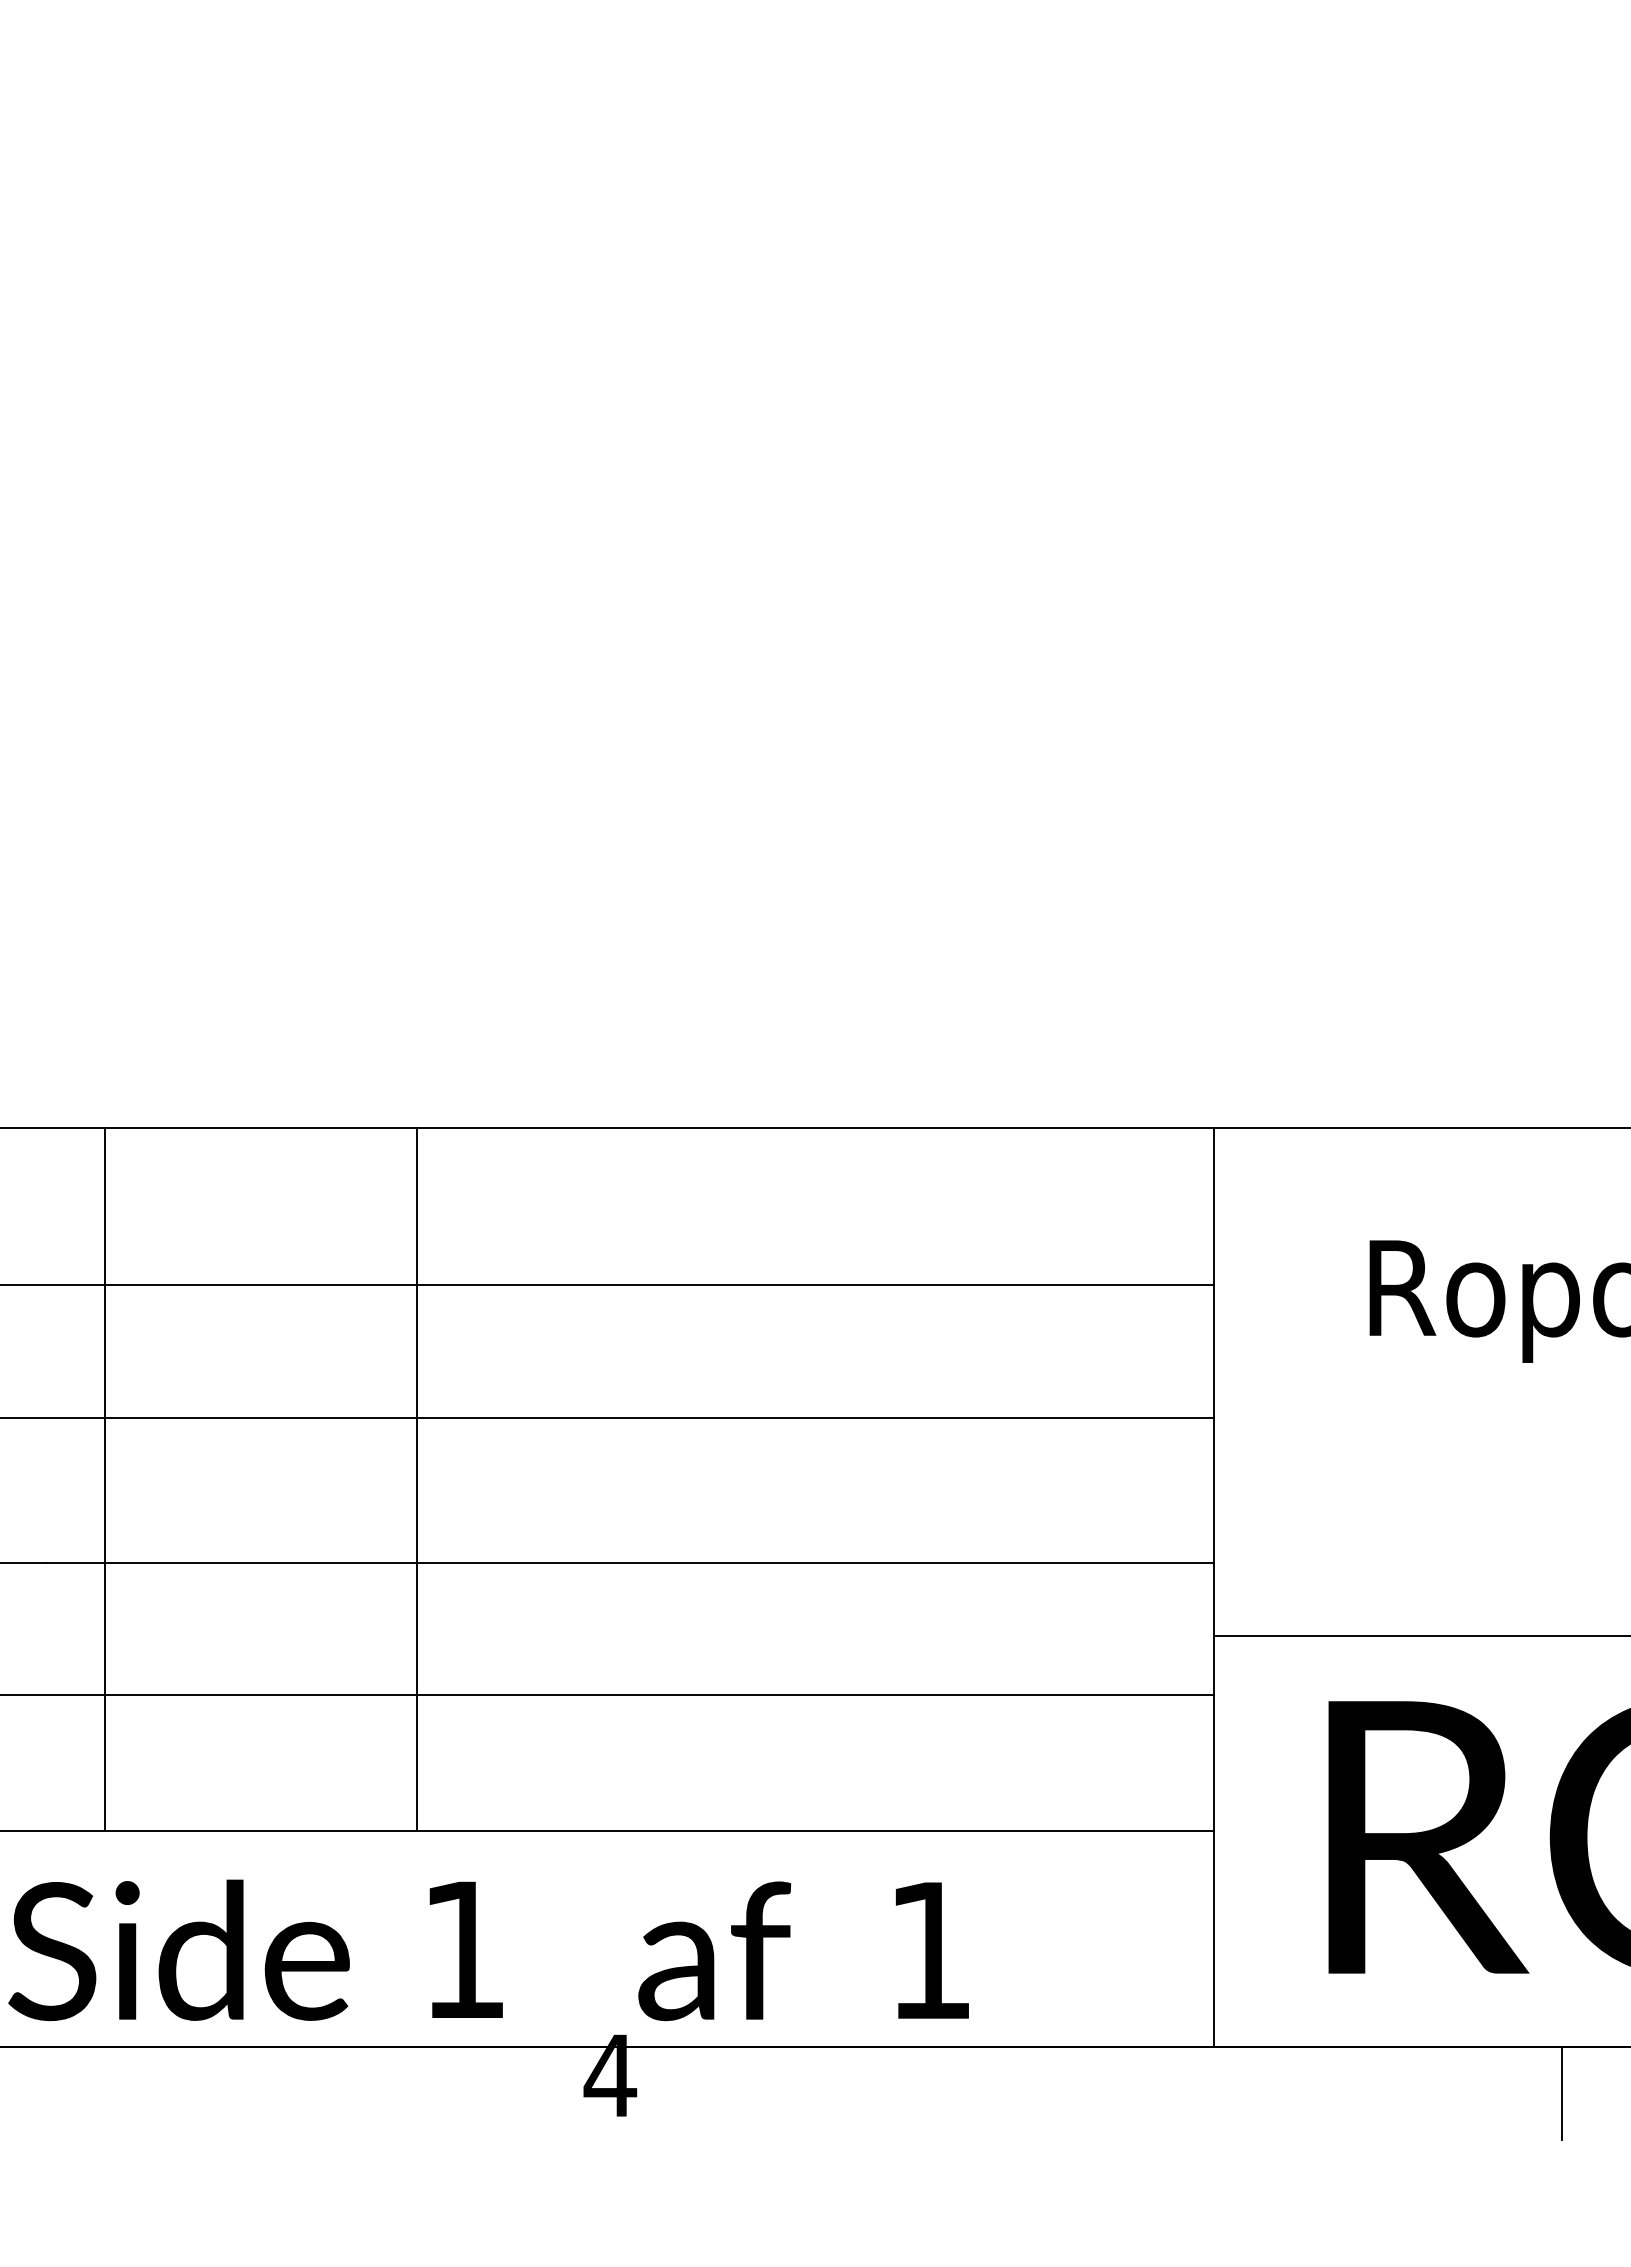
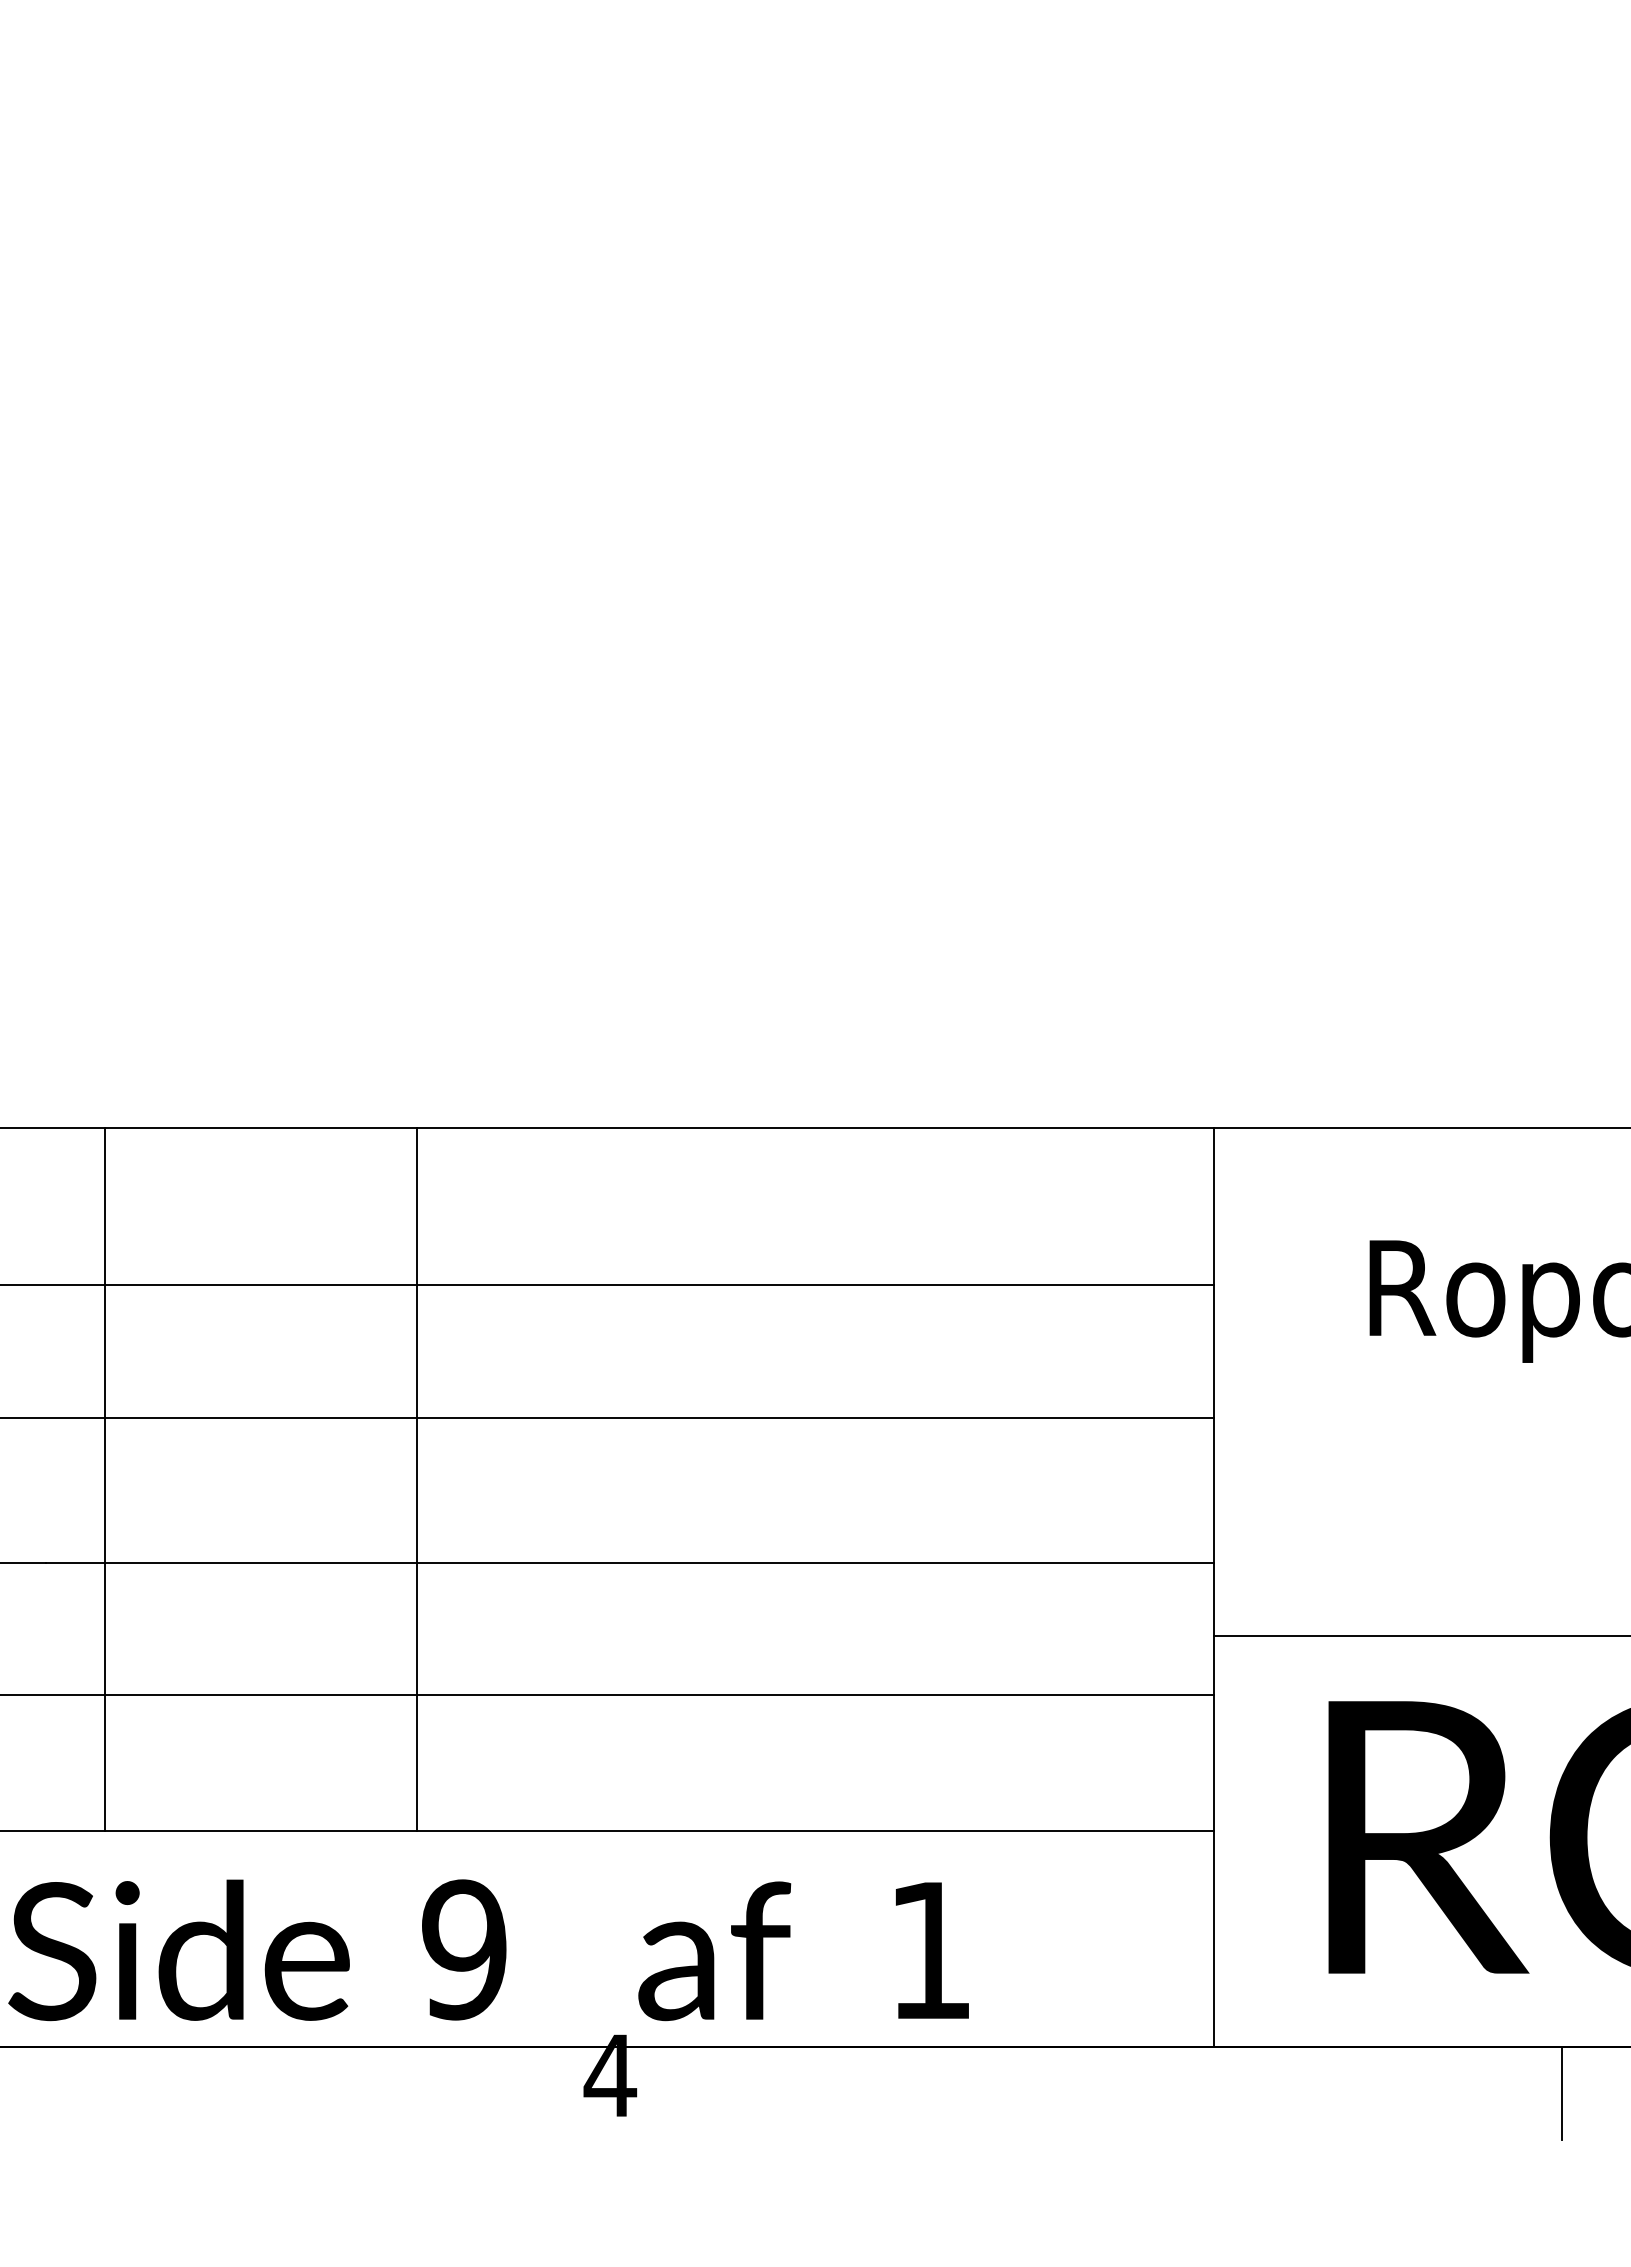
text: 1 -> 9 (464, 1949)
